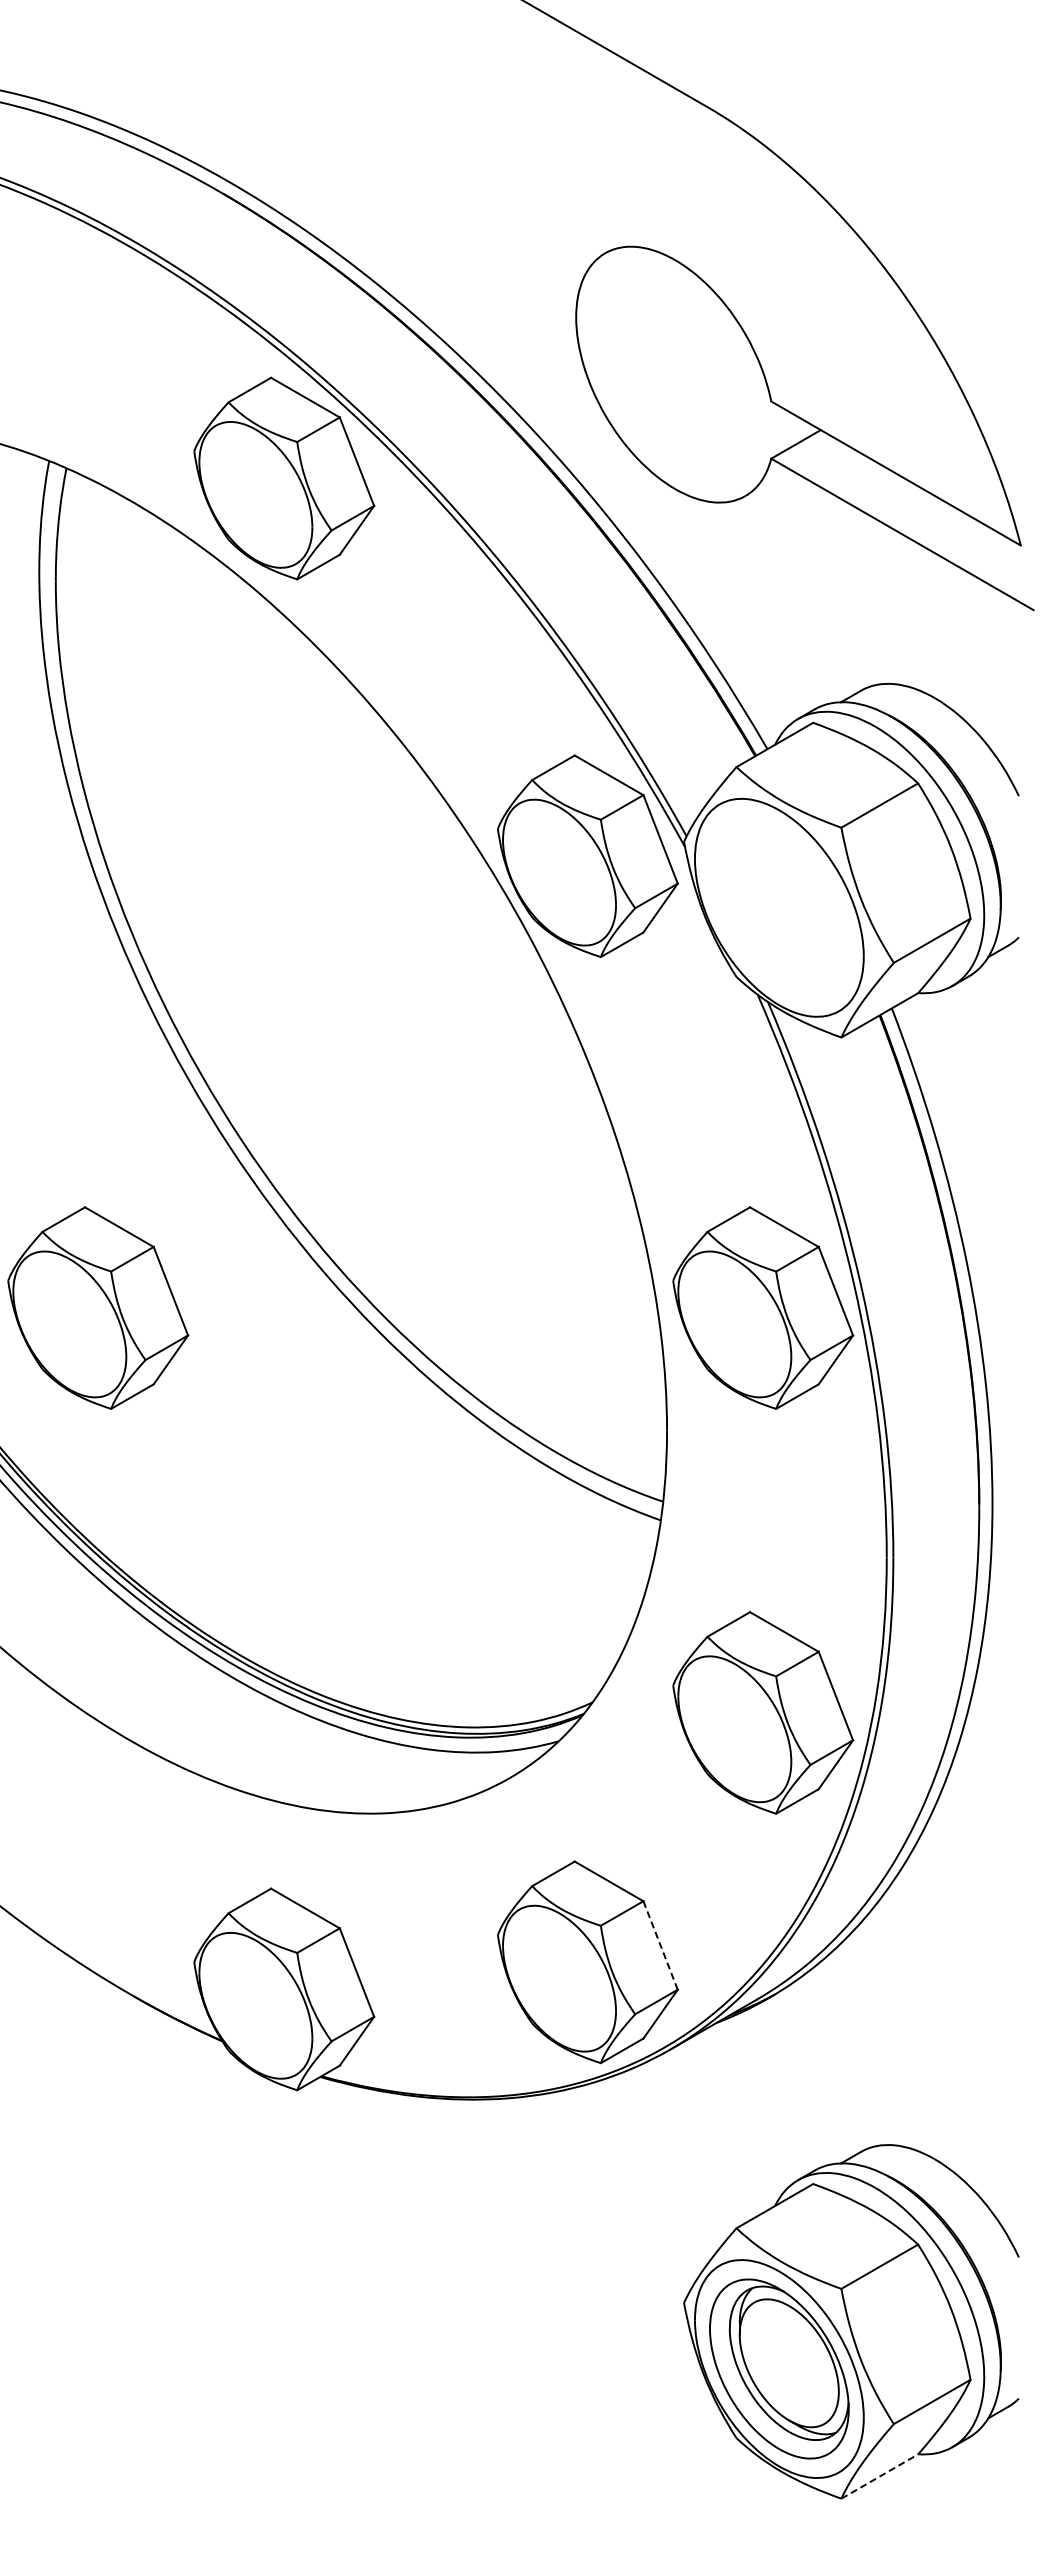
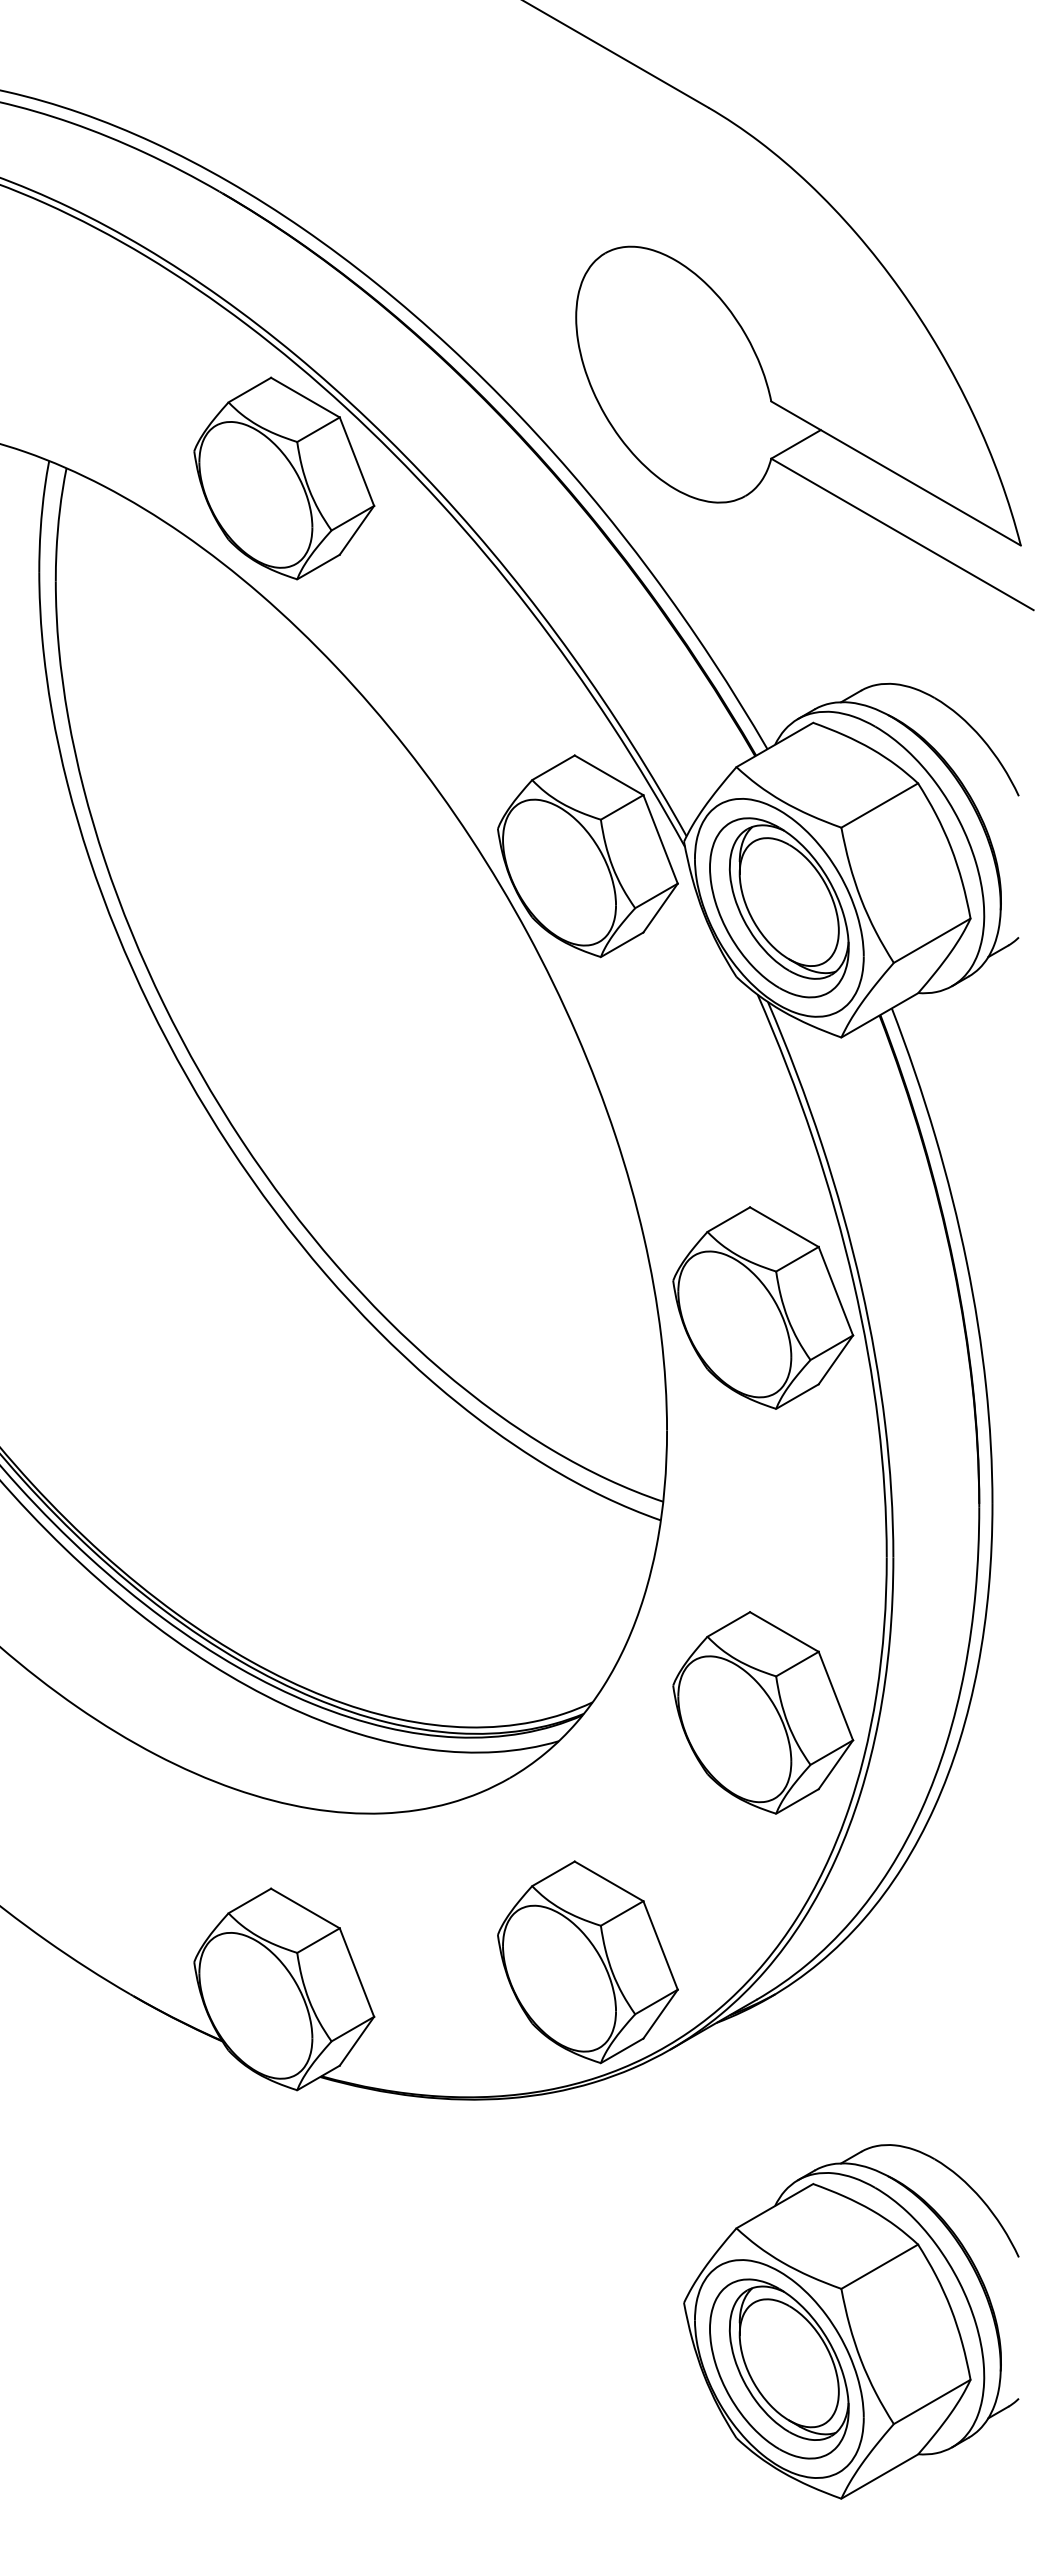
part: none -> present (779, 907)
part: present -> none (98, 1307)
line: dashed -> solid (660, 1945)
line: dashed -> solid (880, 2476)
